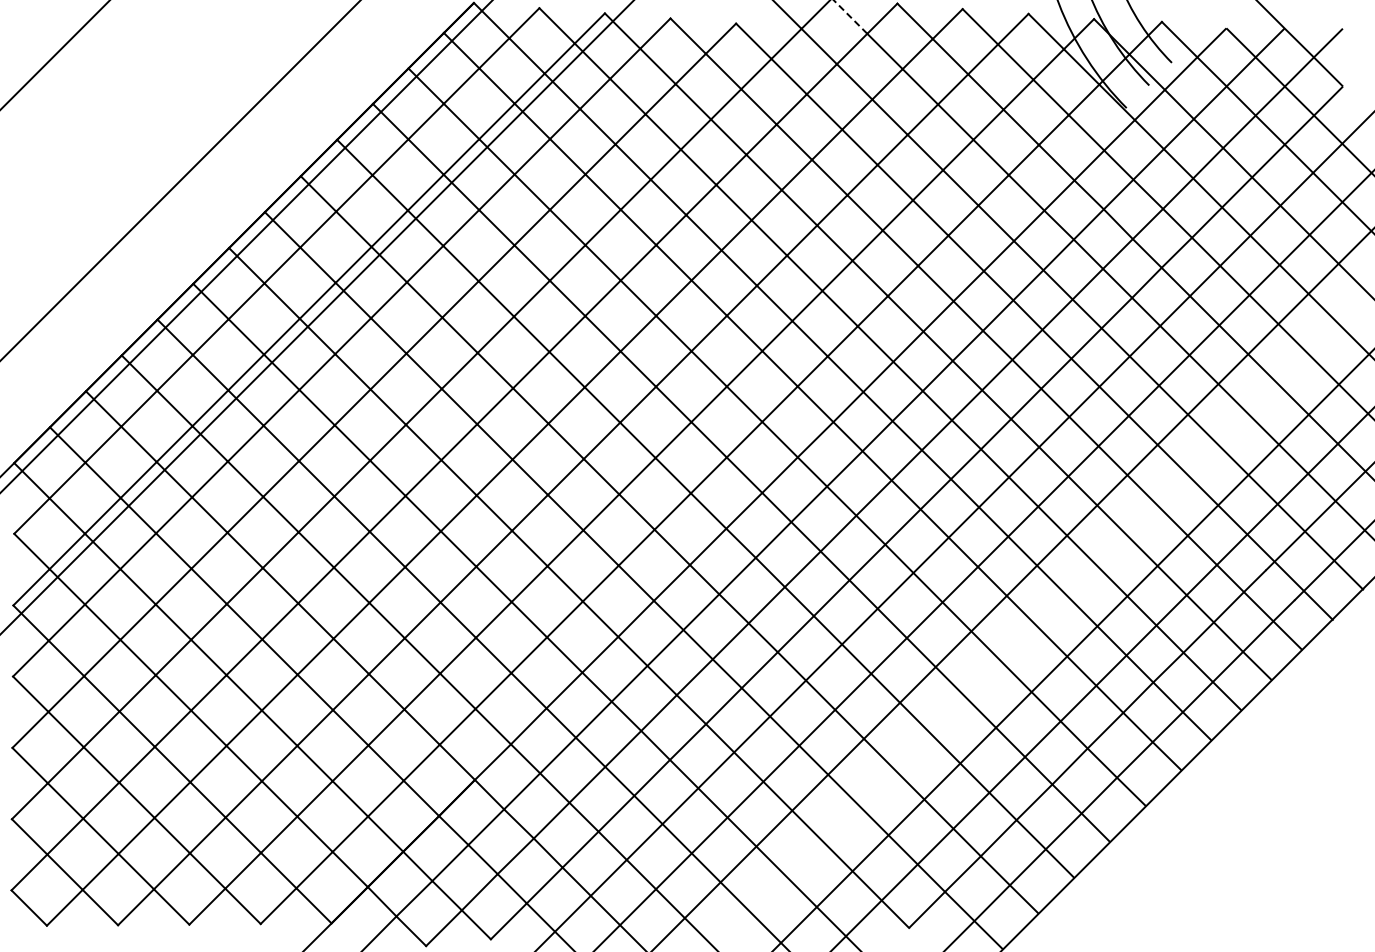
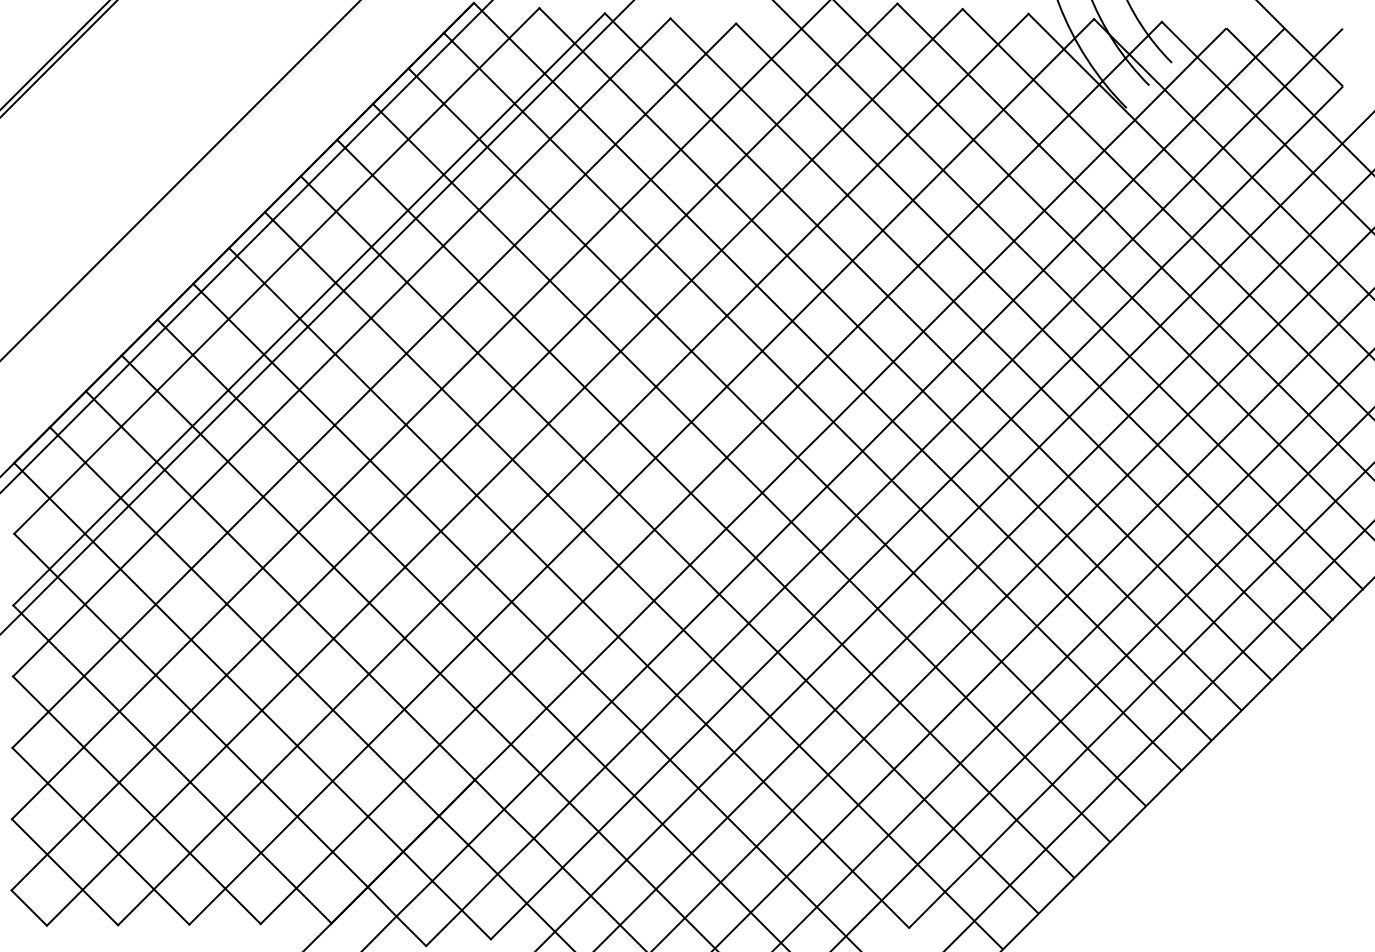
line: dashed -> solid (850, 17)
line: none -> present (58, 58)
line: none -> present (1042, 619)
